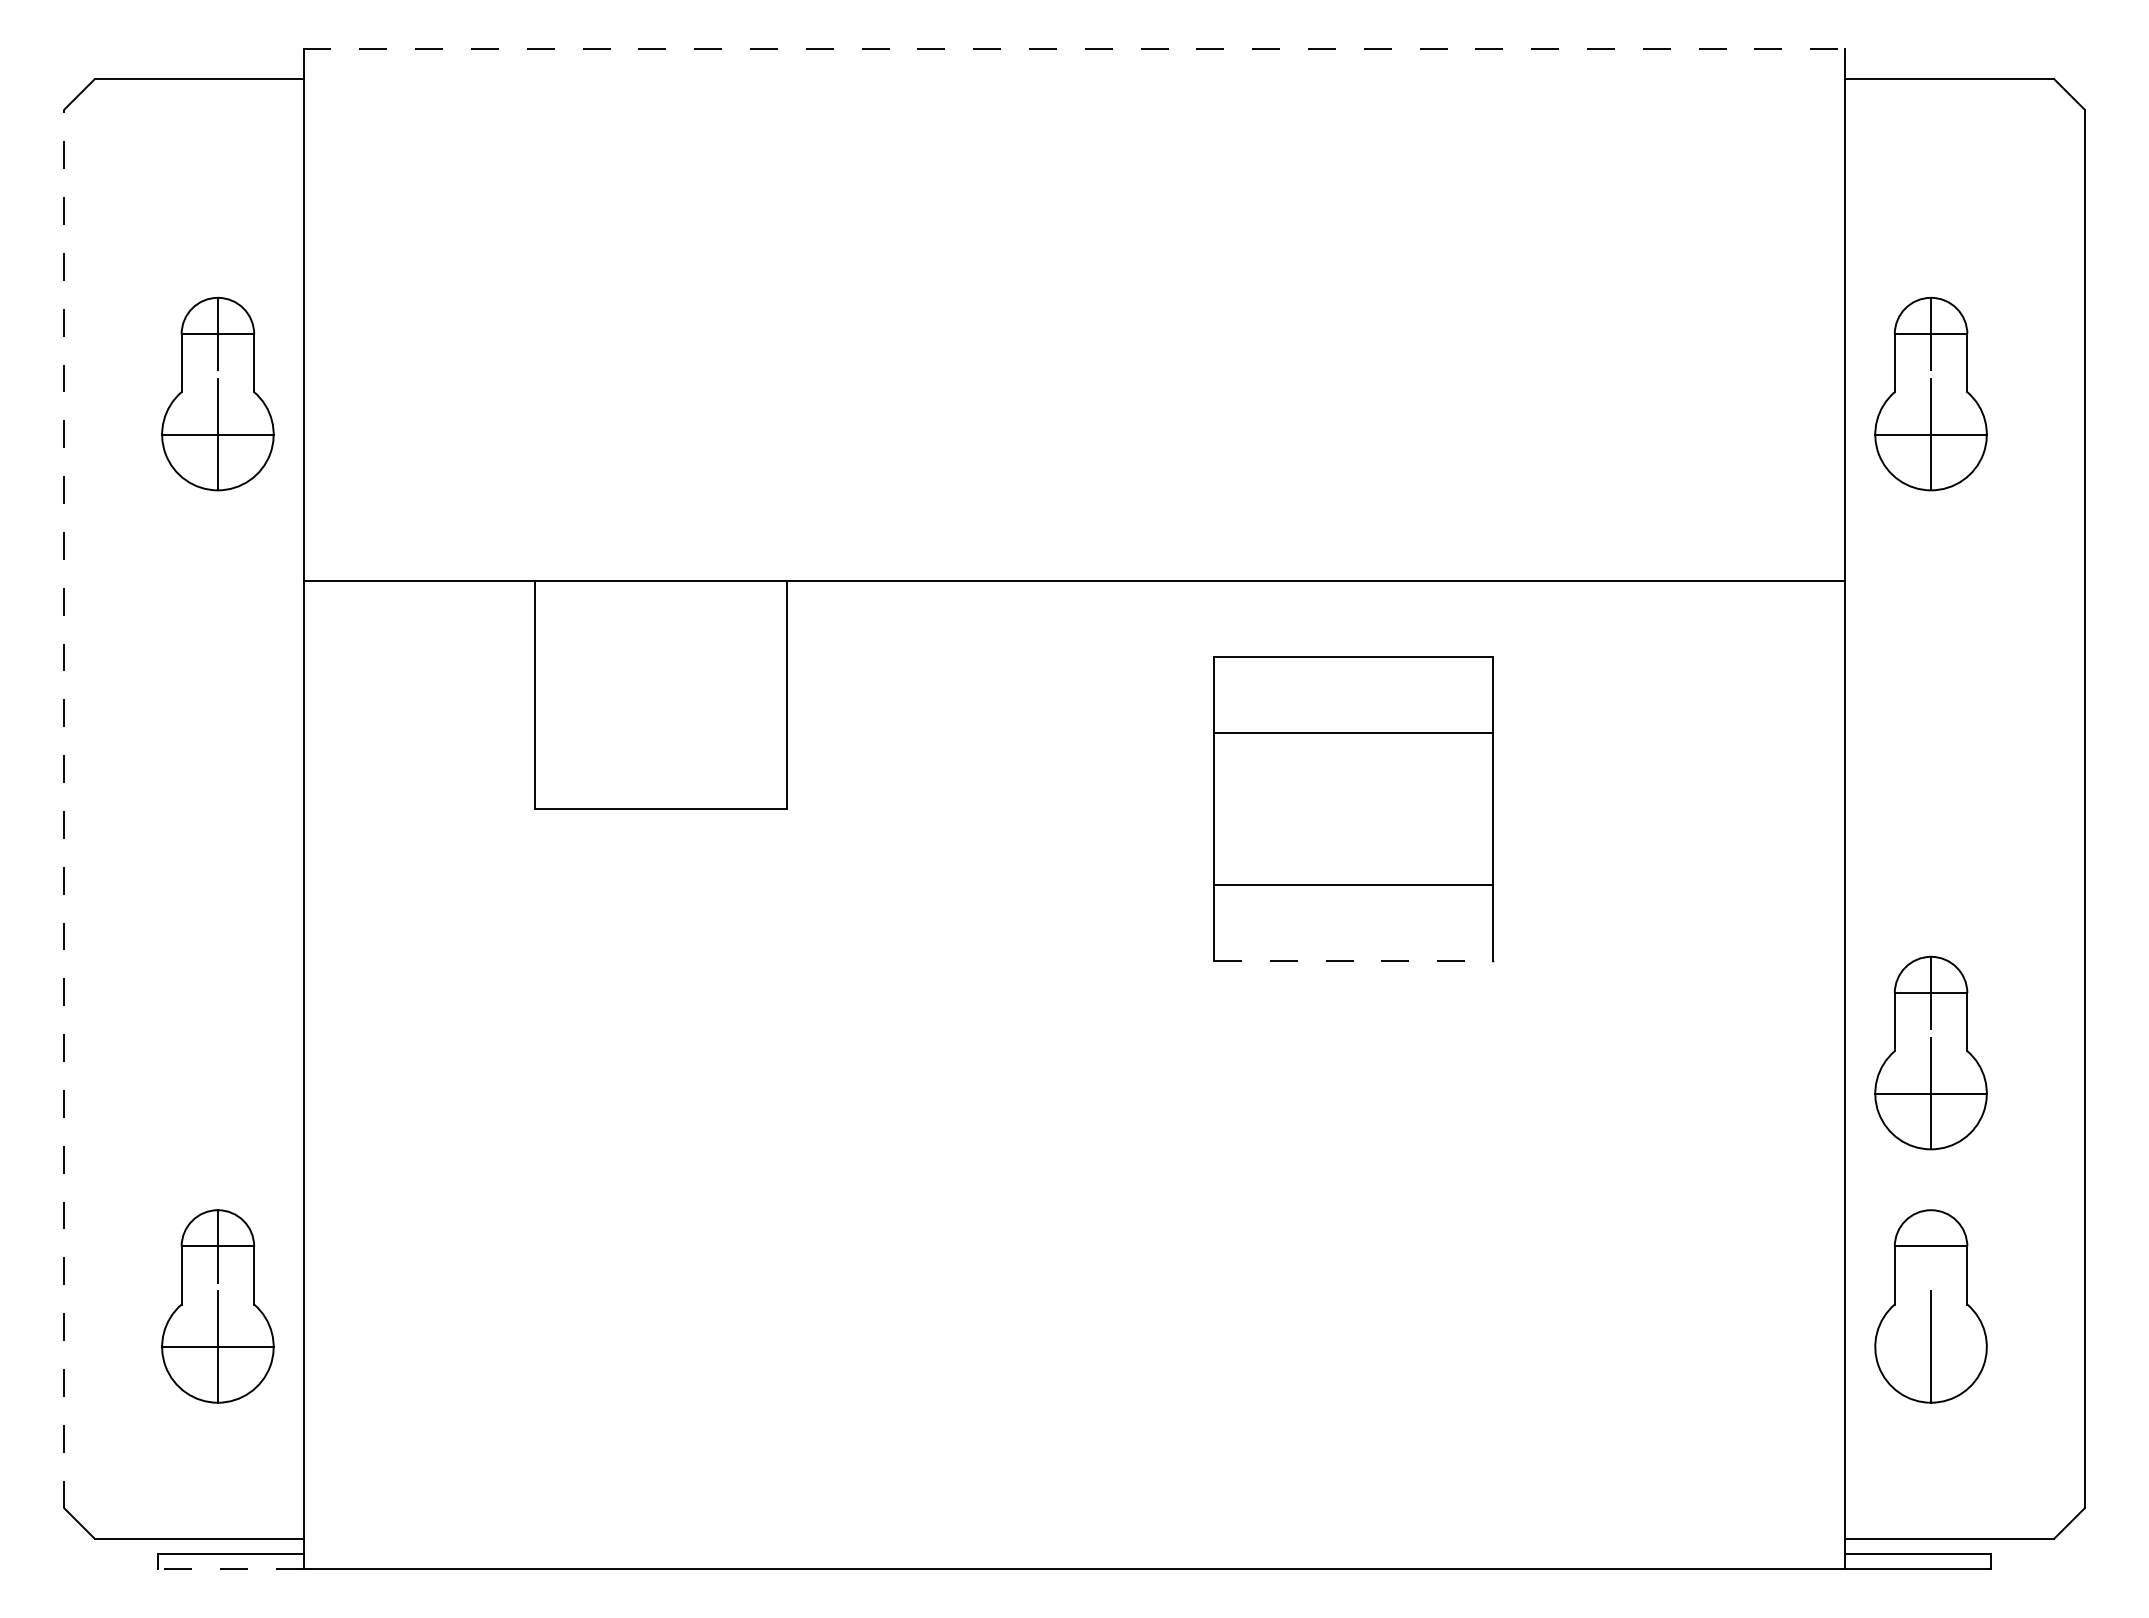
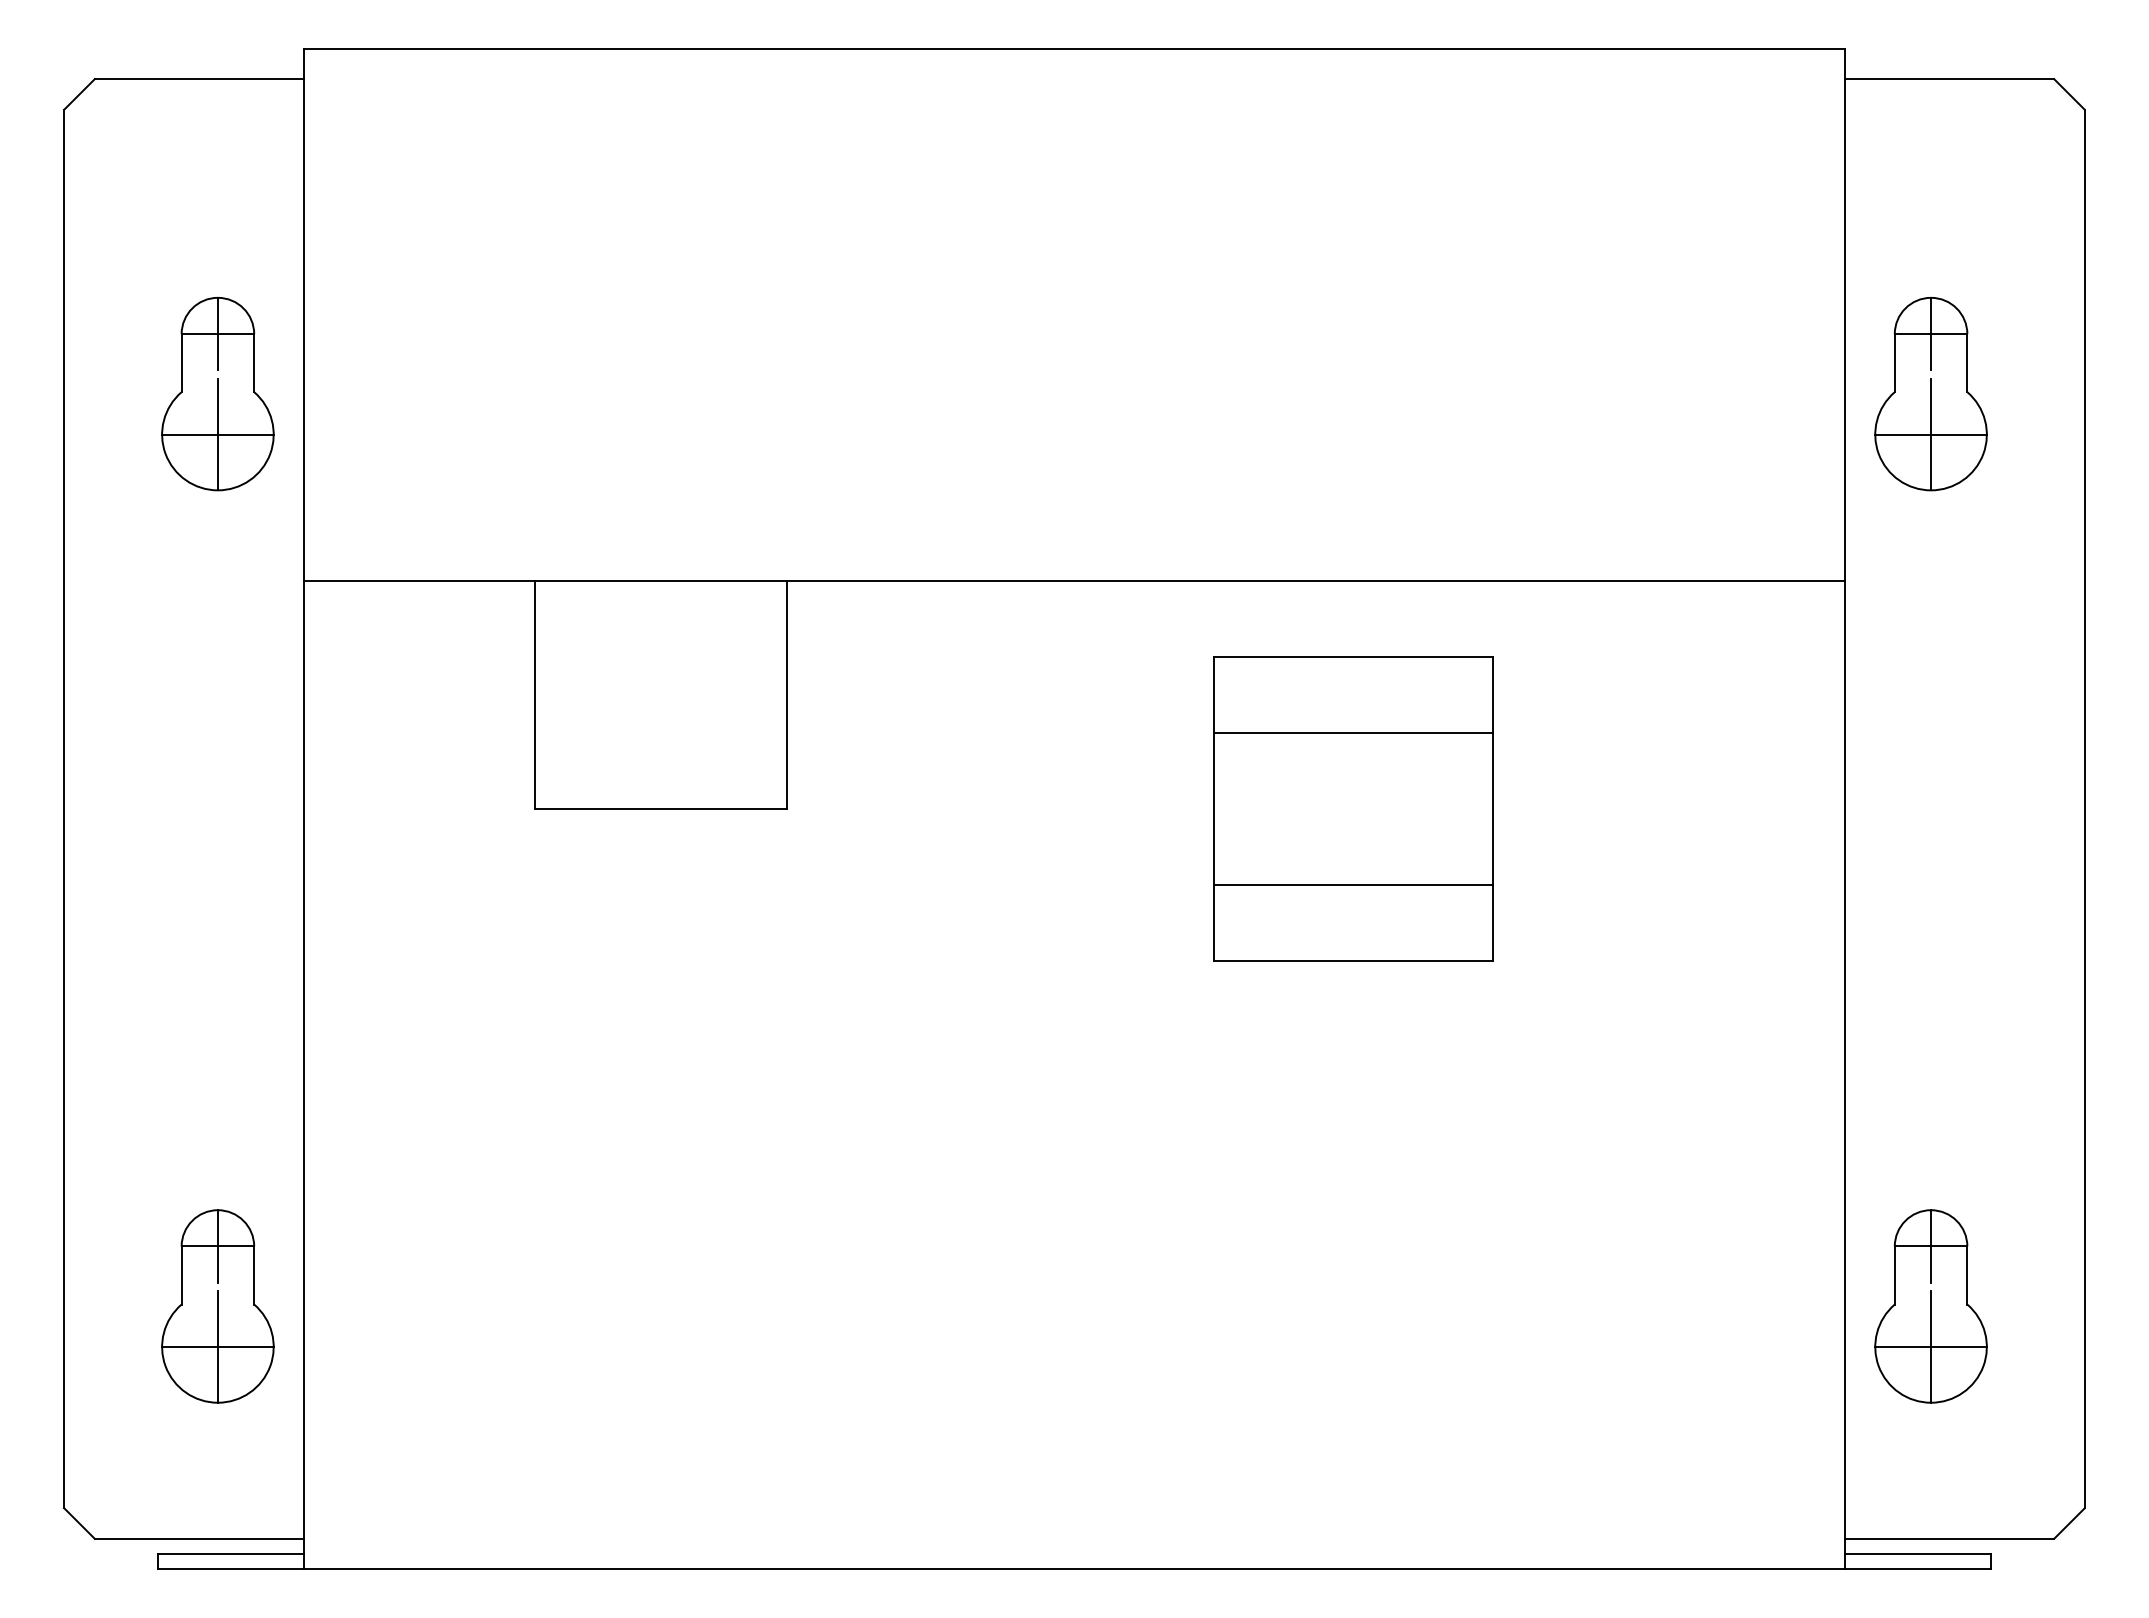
line: dashed -> solid (1074, 48)
line: dashed -> solid (64, 808)
line: dashed -> solid (1353, 961)
part: present -> none (1930, 1053)
line: none -> present (1931, 1246)
line: none -> present (1930, 1346)
line: dashed -> solid (231, 1569)
